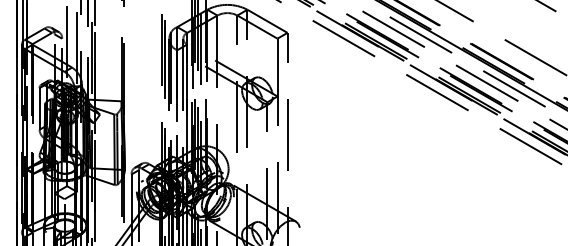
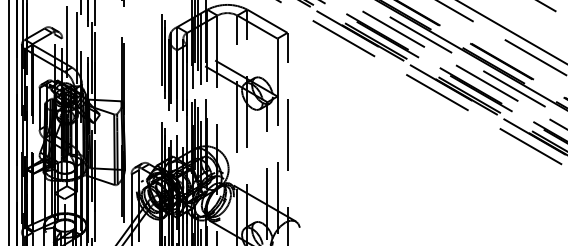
line: none -> present (512, 32)
line: none -> present (8, 122)
